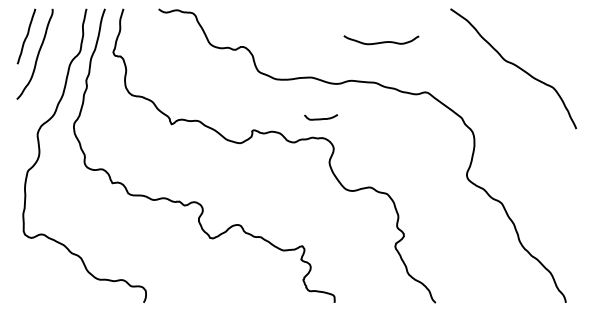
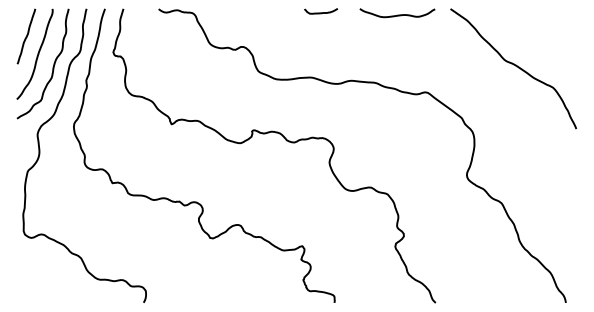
curve position: (381, 41) -> (397, 14) (397, 14)
curve: none -> present (52, 67)
curve position: (321, 118) -> (321, 12) (321, 12)
